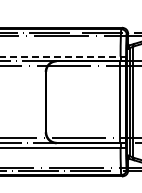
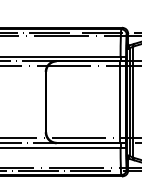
line: dashed -> solid (60, 56)
